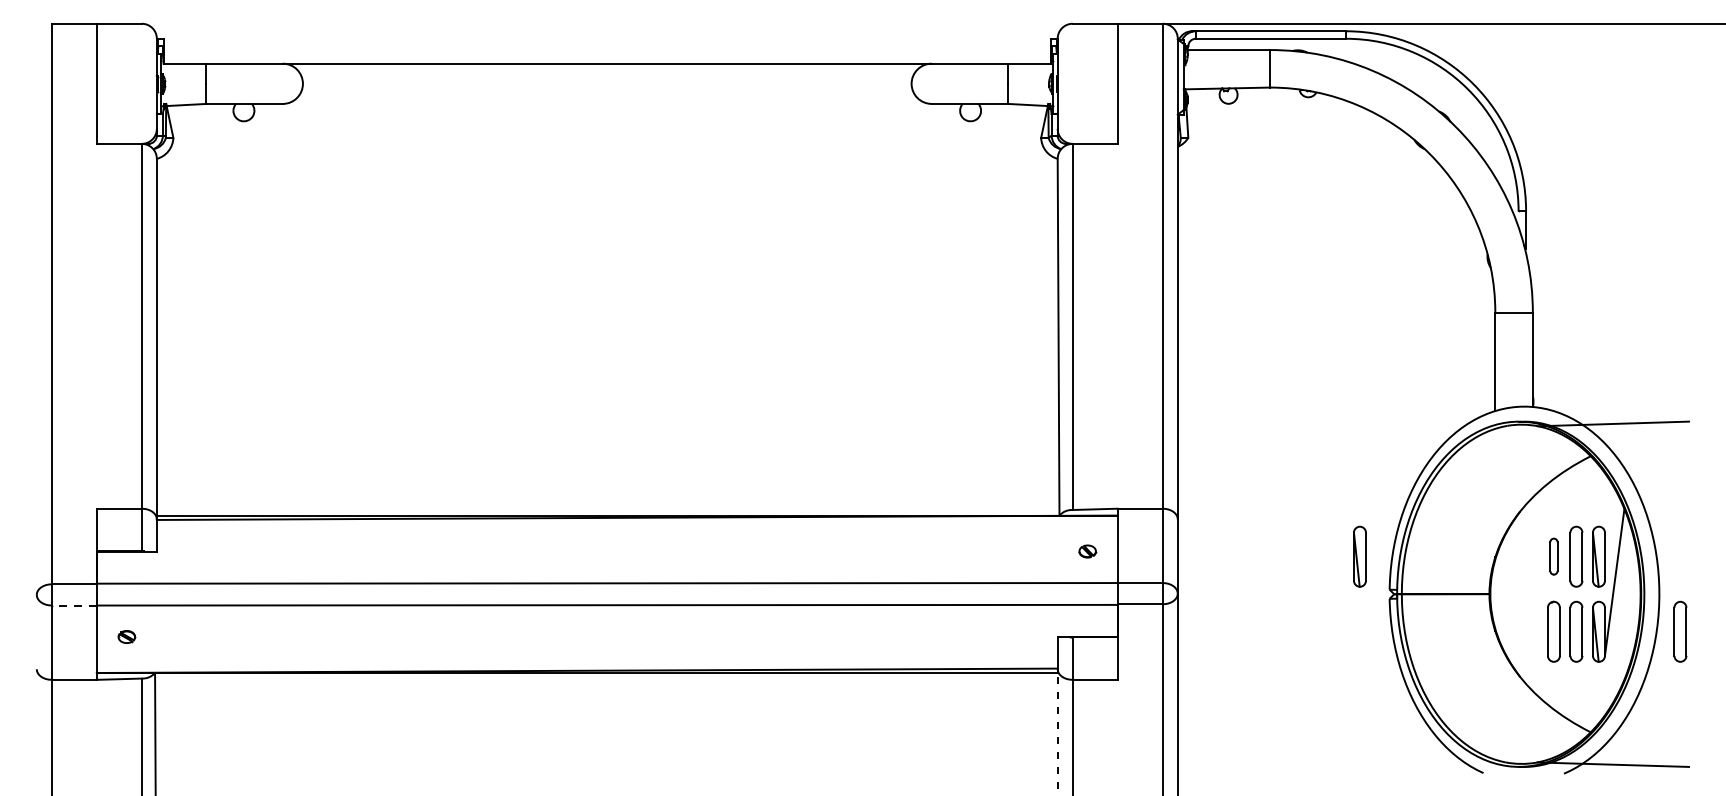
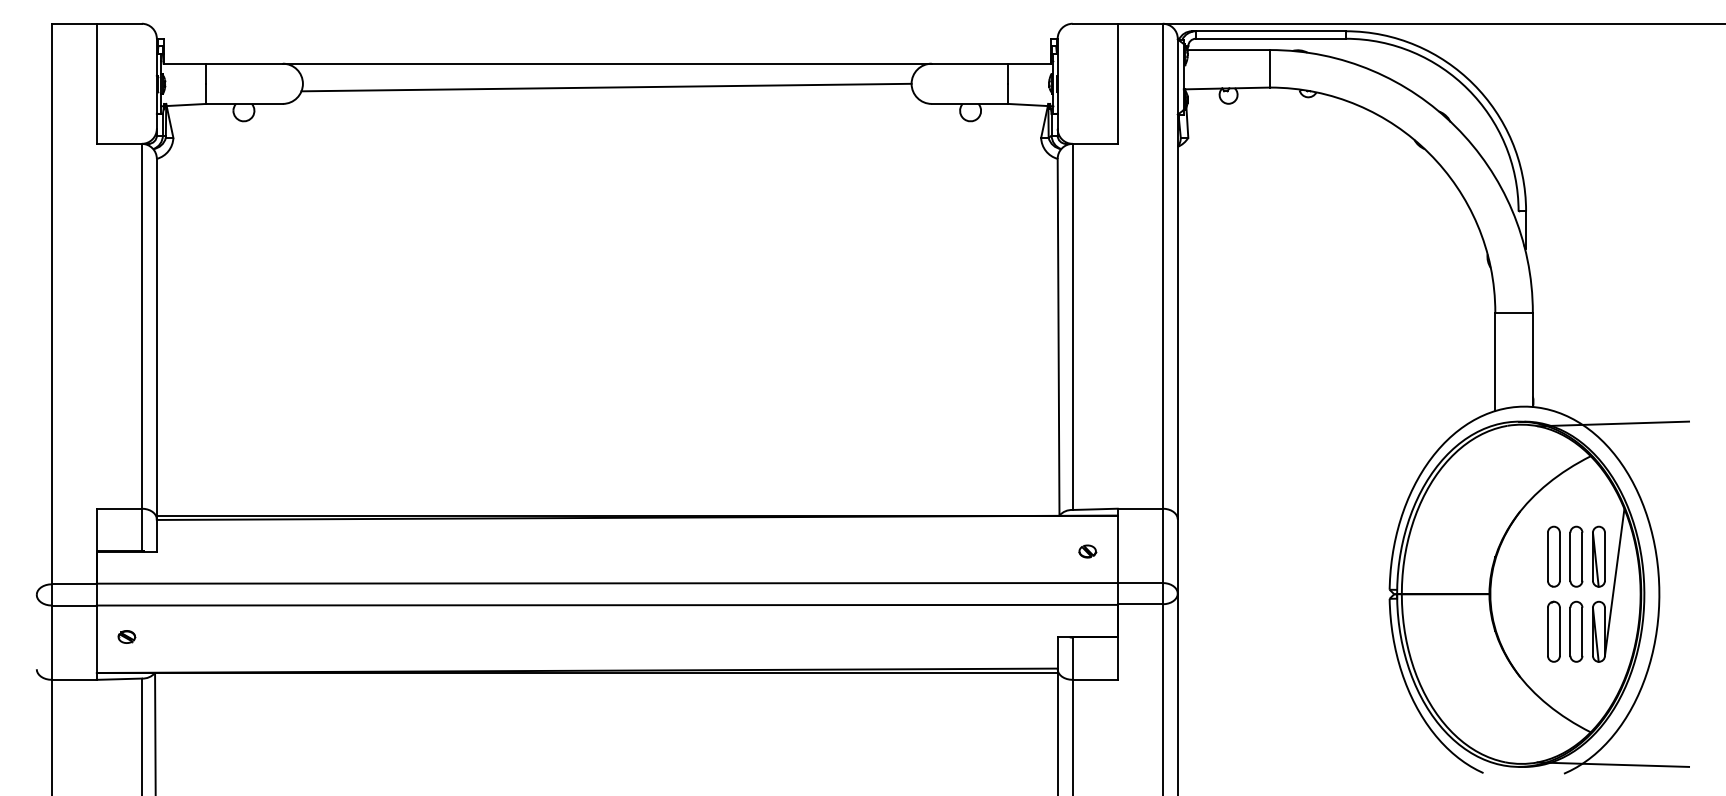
line: none -> present (606, 87)
part: present -> none (1359, 556)
part size: 10x39 px -> 14x63 px (1553, 556)
line: dashed -> solid (74, 605)
part: present -> none (1680, 631)
line: dashed -> solid (1057, 733)
